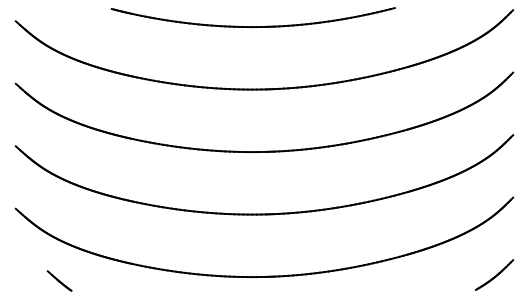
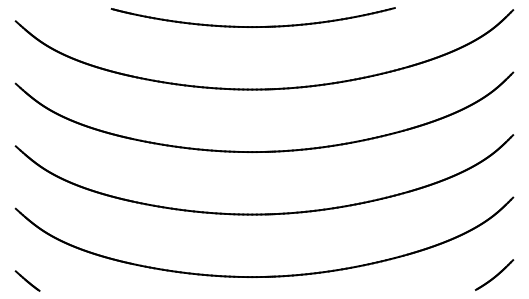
line position: (59, 280) -> (27, 280) (27, 280)
